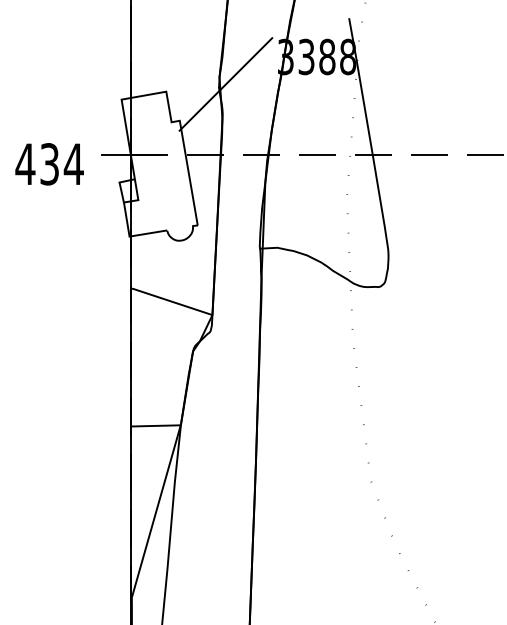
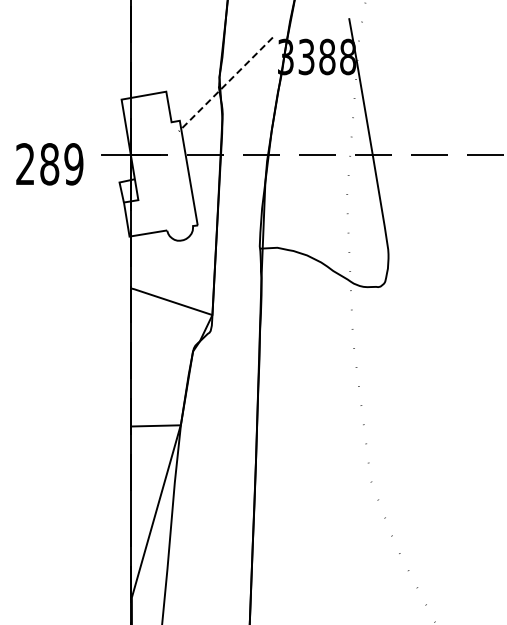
line: solid -> dashed (225, 84)
text: 434 -> 289 (49, 164)
